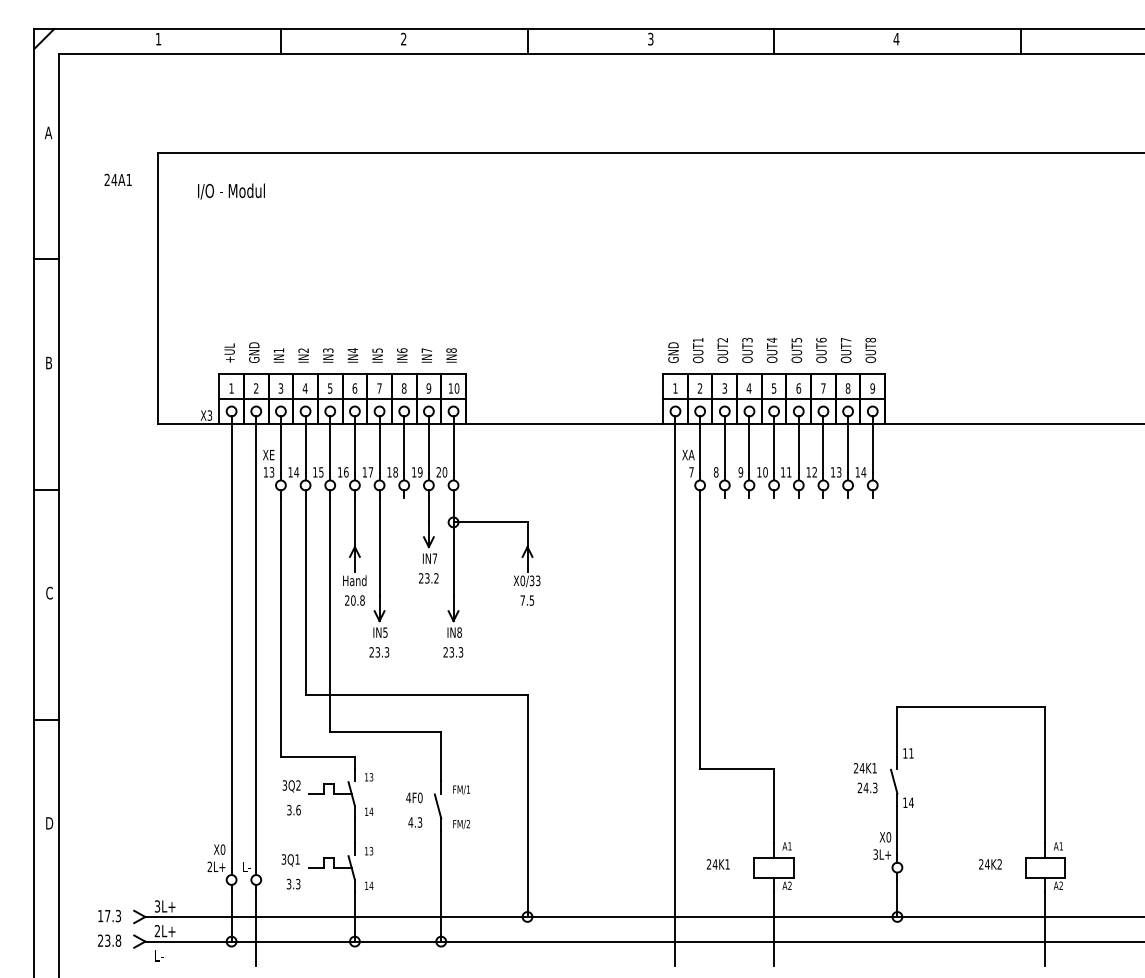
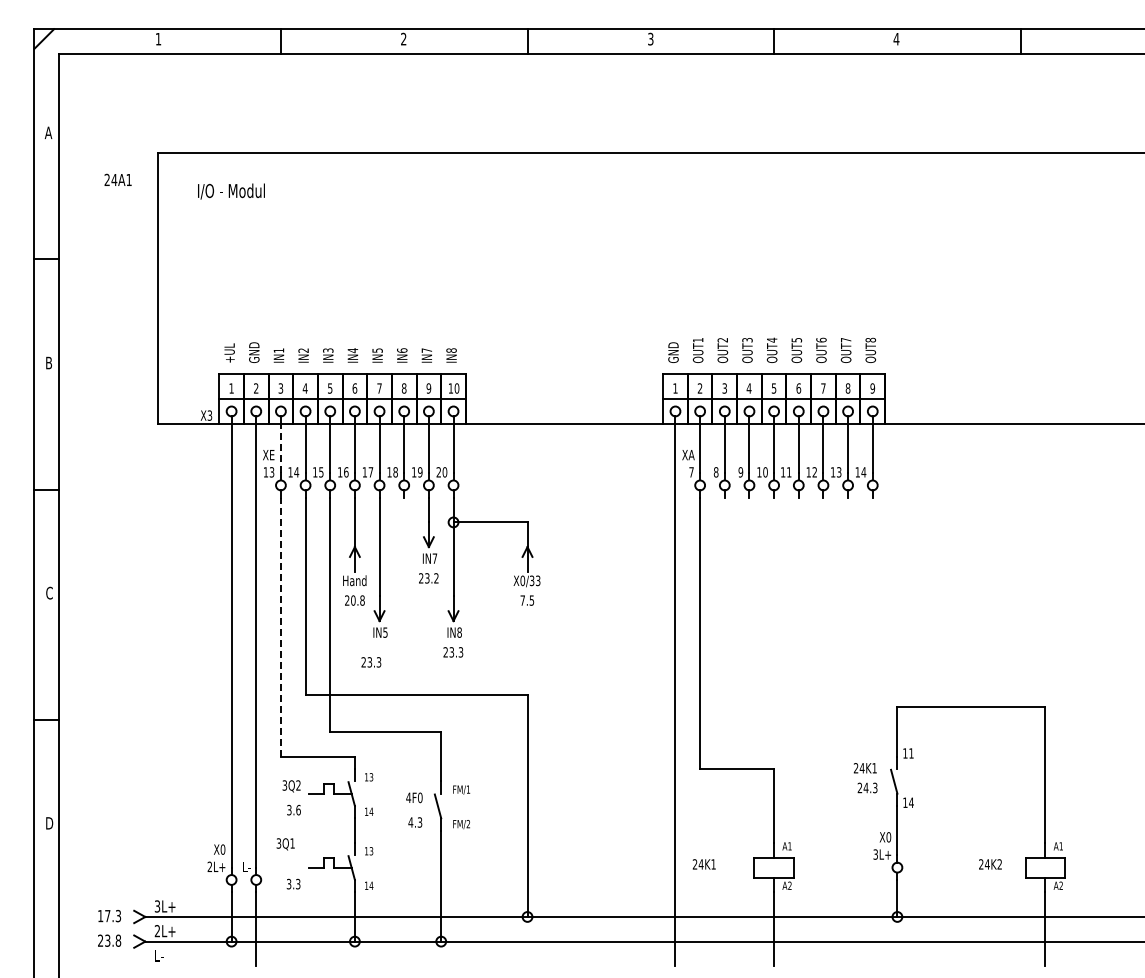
line: solid -> dashed (280, 448)
line: solid -> dashed (280, 626)
text position: (379, 652) -> (371, 662) (371, 662)
text position: (290, 860) -> (285, 844) (285, 844)
text position: (717, 864) -> (703, 864) (703, 864)
